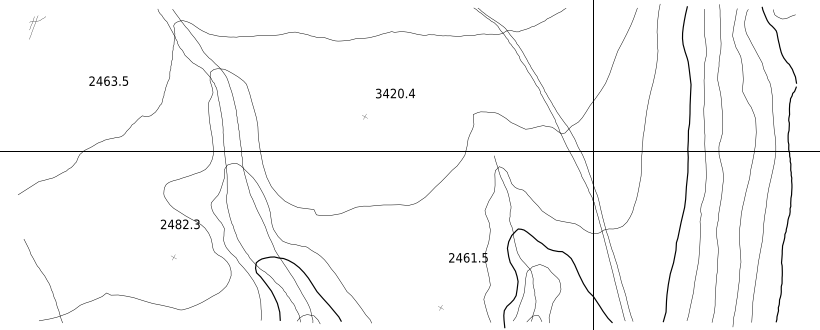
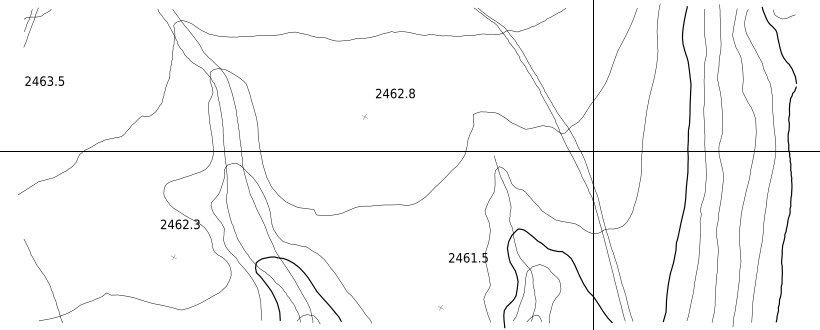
part size: 17x24 px -> 29x41 px (37, 27)
text position: (108, 80) -> (44, 80) (44, 80)
text: 3420.4 -> 2462.8 (395, 93)
text: 2482.3 -> 2462.3 (178, 223)
